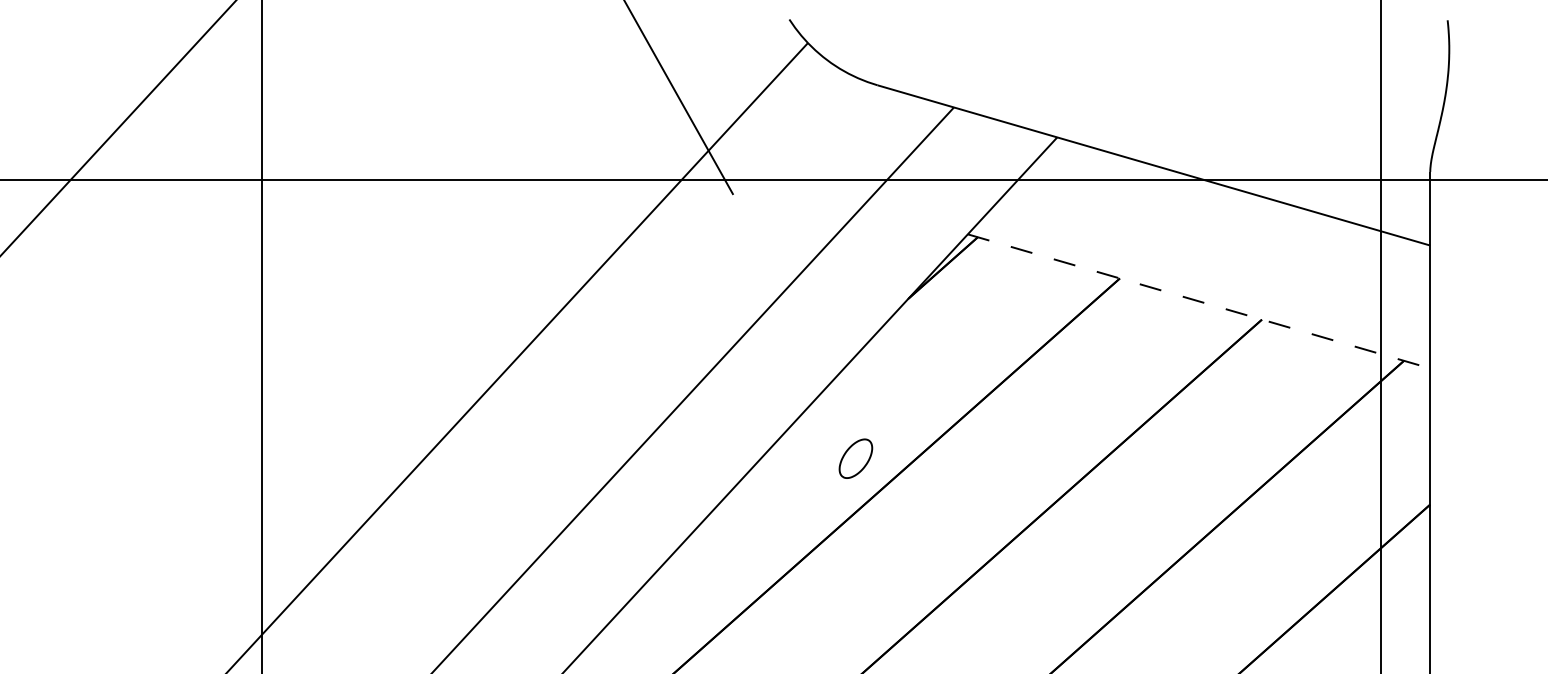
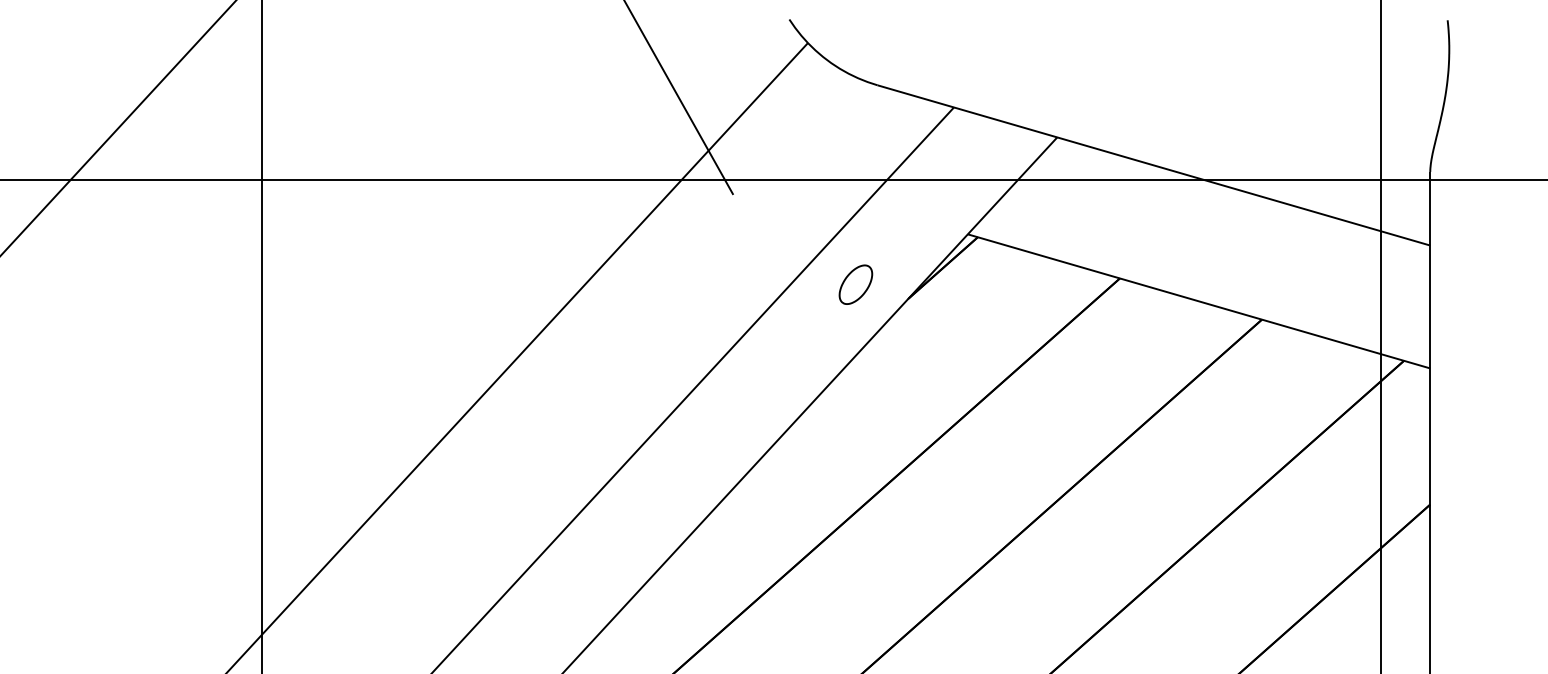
line: dashed -> solid (1199, 301)
part position: (855, 458) -> (855, 284) (855, 284)
